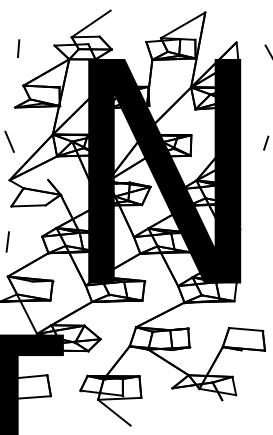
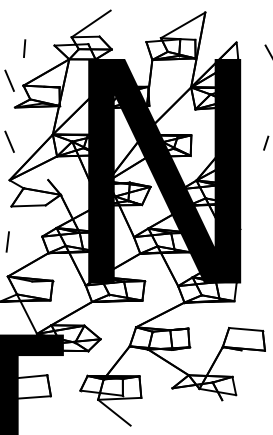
line position: (18, 48) -> (24, 48) (24, 48)
line: none -> present (9, 80)
